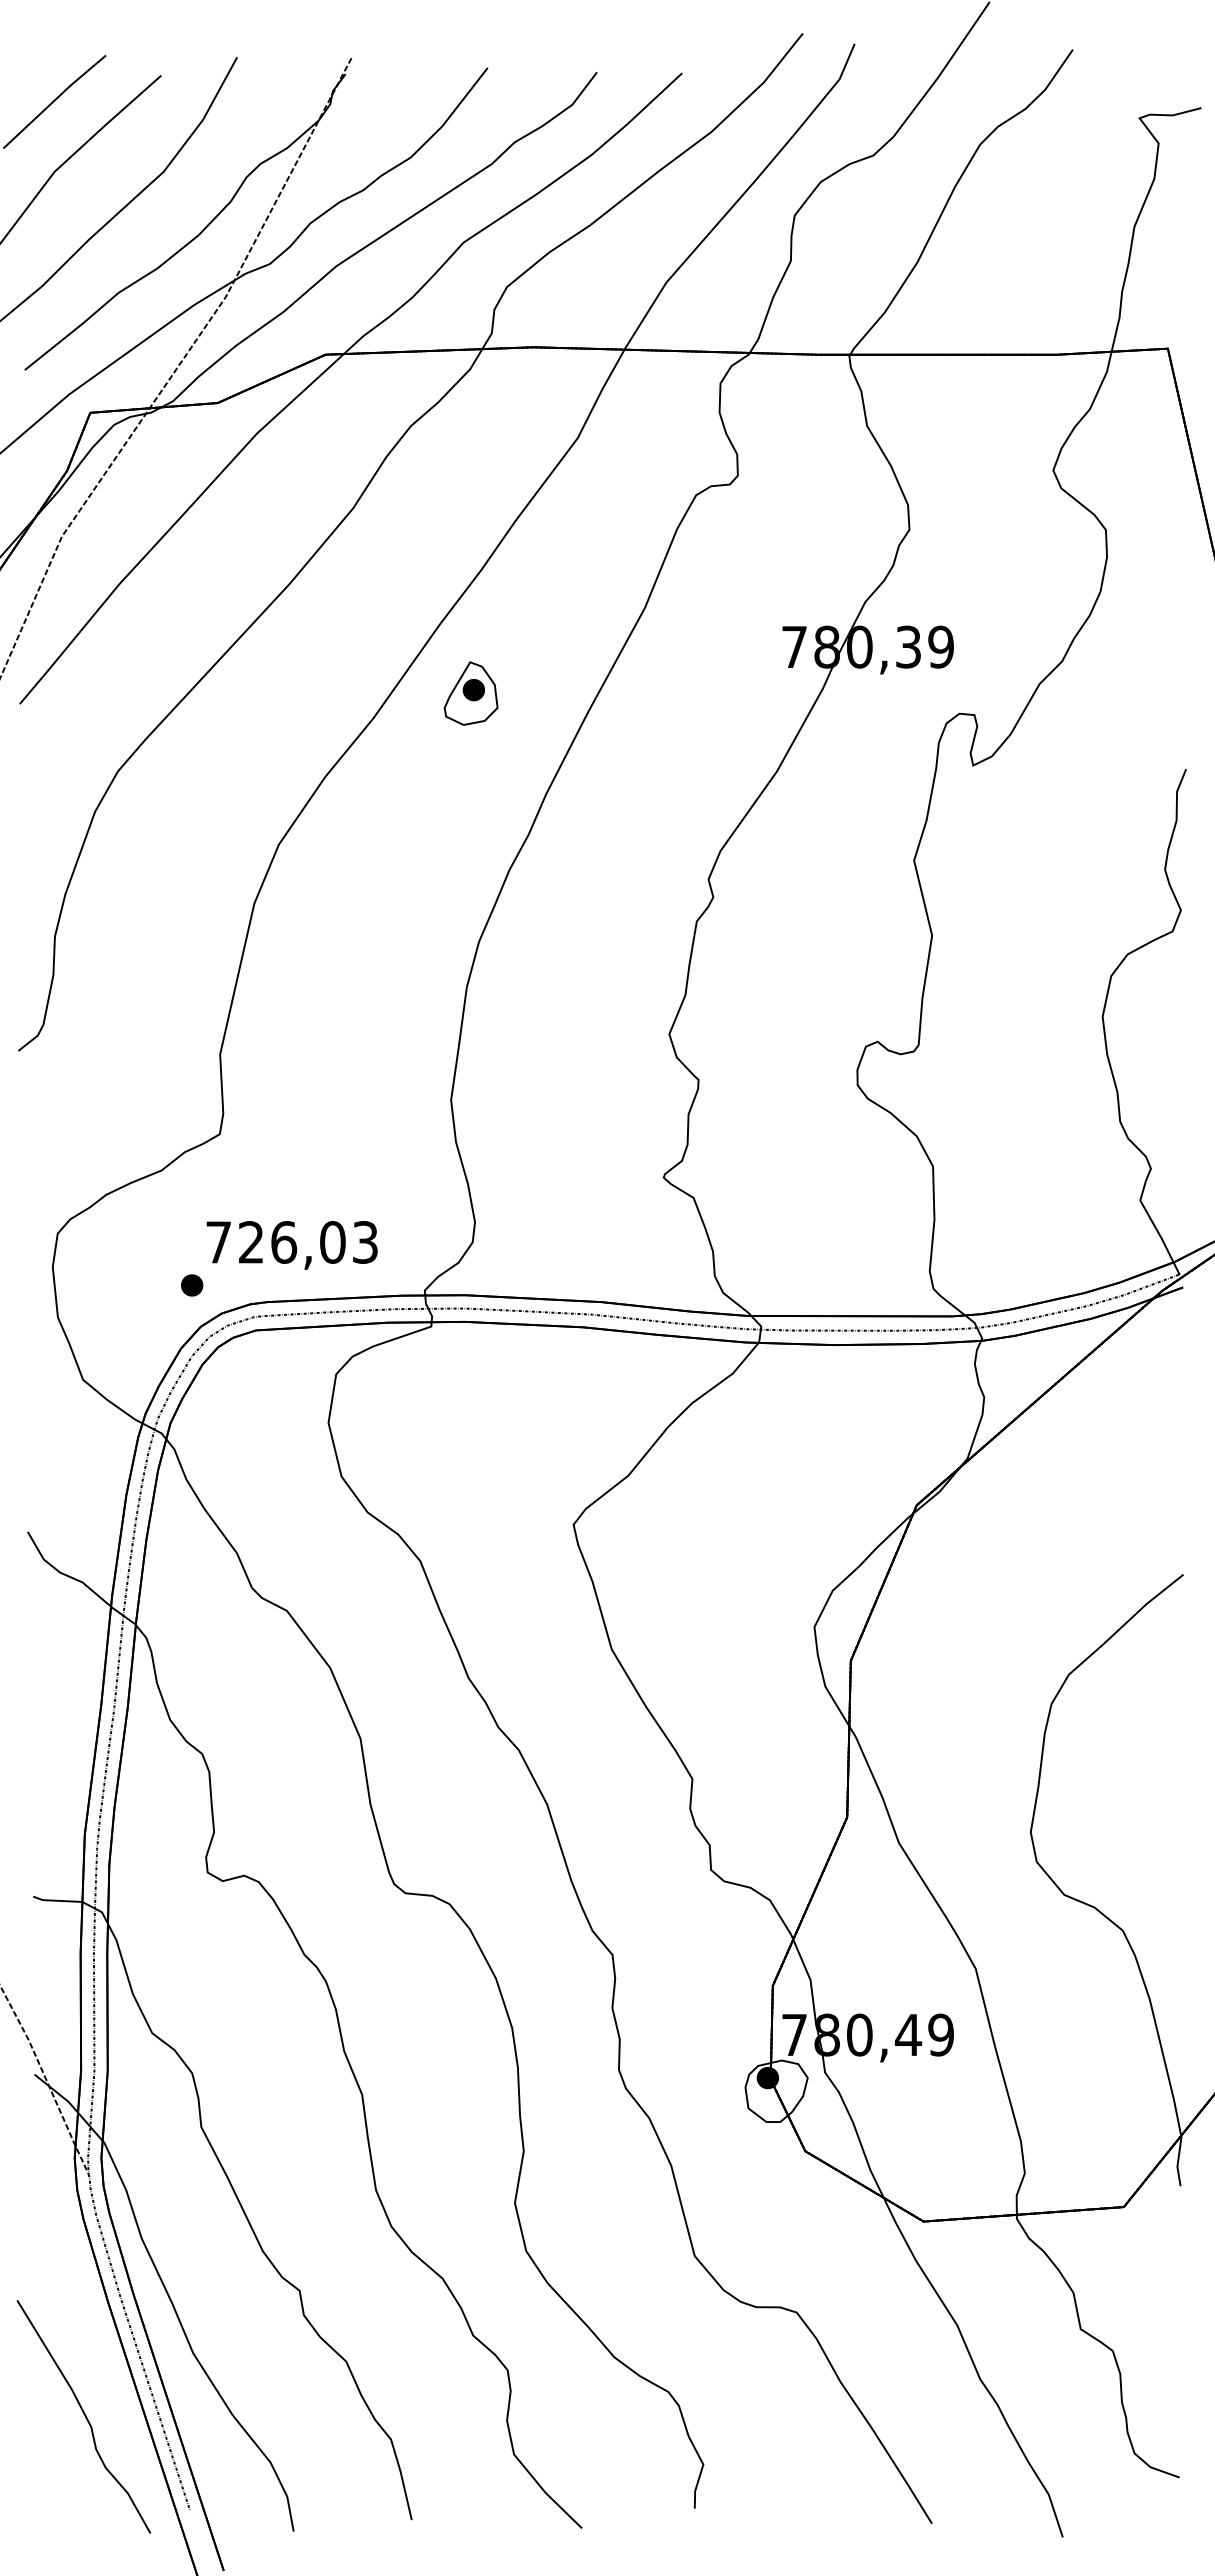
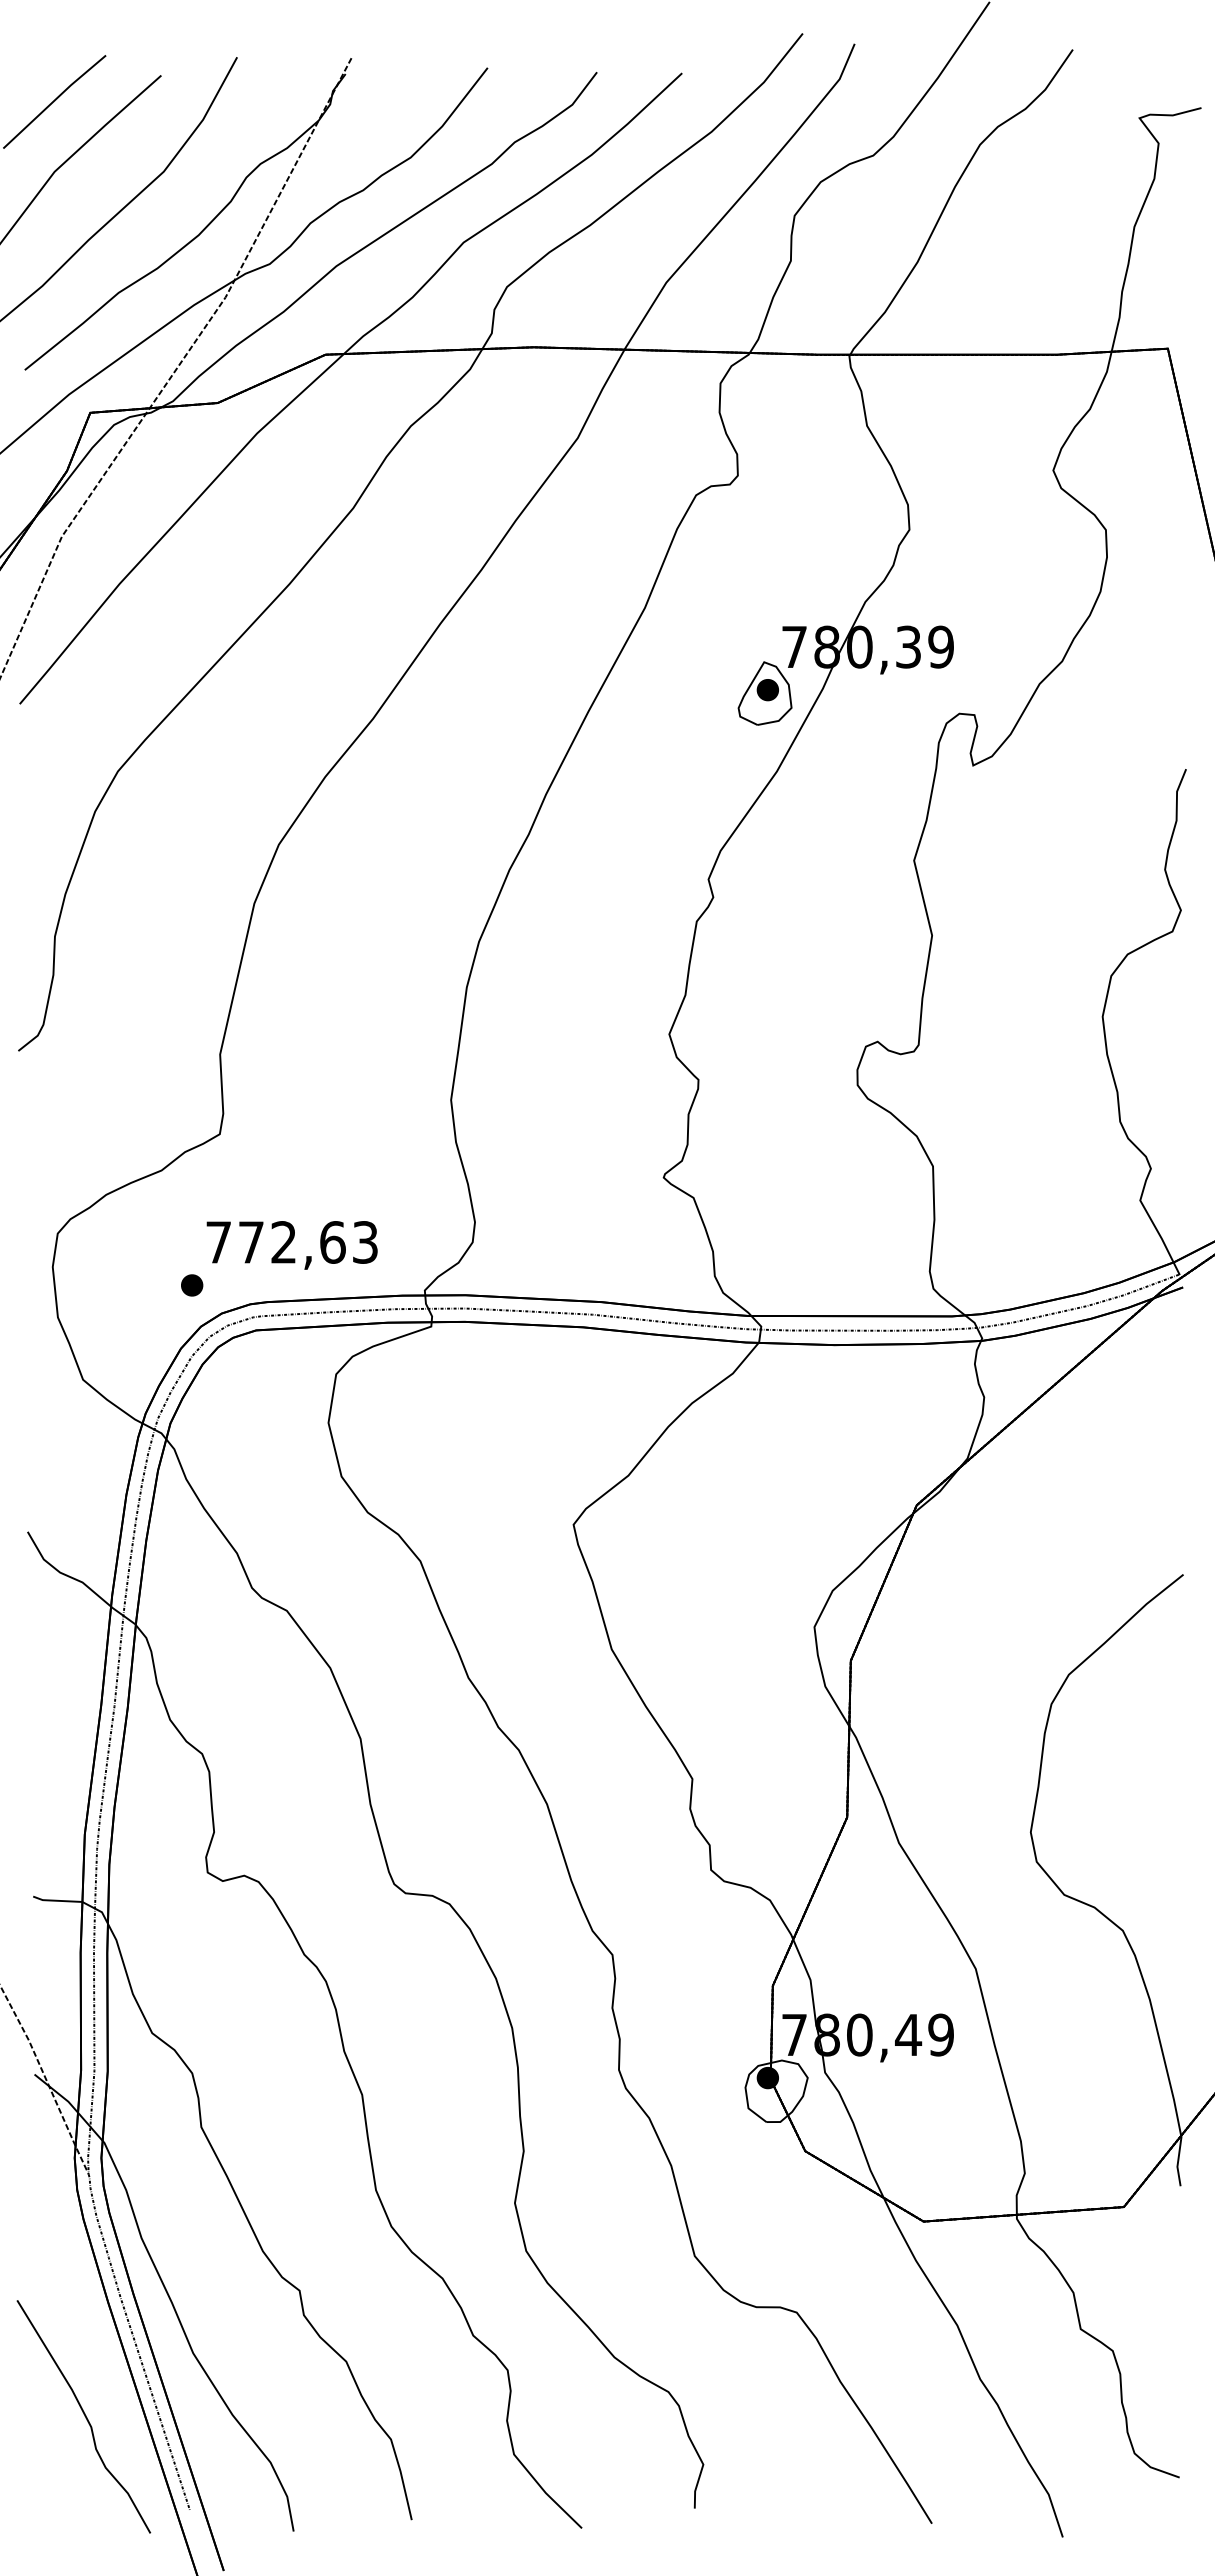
part position: (470, 693) -> (764, 693) (764, 693)
text: 726,03 -> 772,63 (292, 1242)
